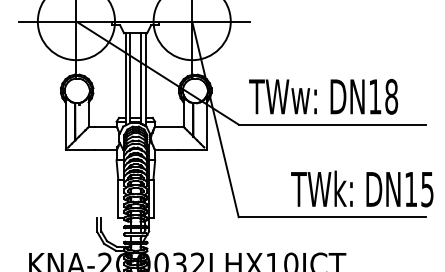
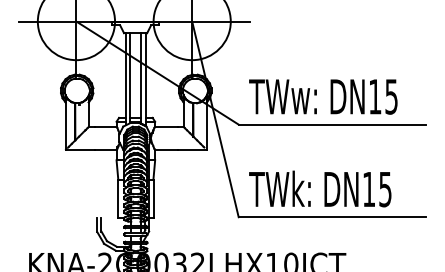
text: DN18 -> DN15 (391, 96)
text position: (362, 188) -> (320, 188) (320, 188)
